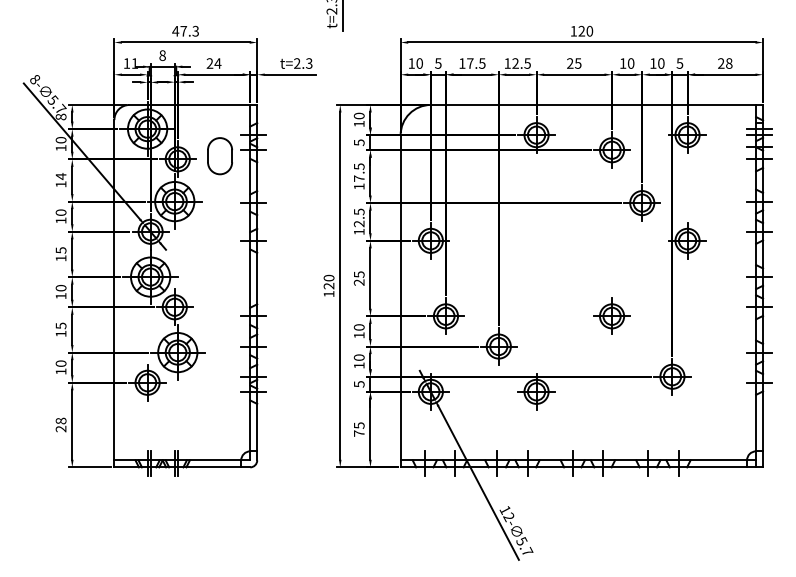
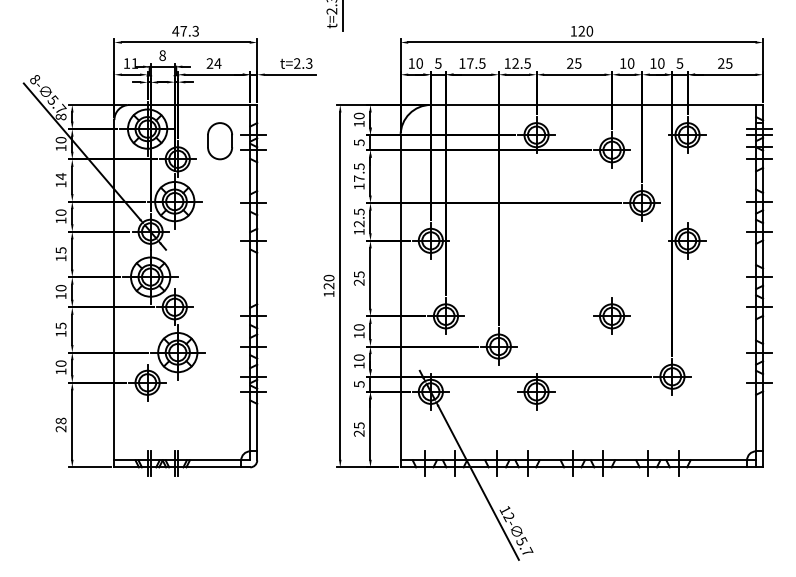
text: 28 -> 25 (729, 63)
part position: (219, 156) -> (219, 141) (219, 141)
text: 75 -> 25 (358, 433)
